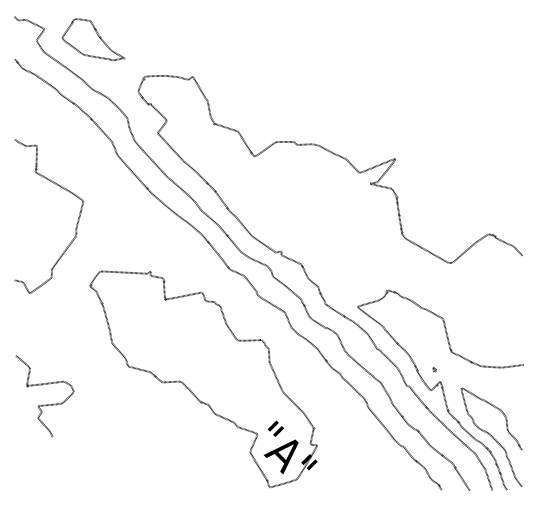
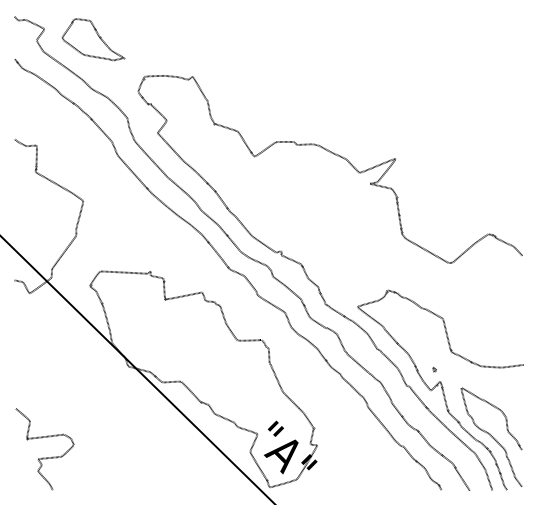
line: none -> present (137, 369)
curve position: (44, 404) -> (44, 457) (44, 457)
